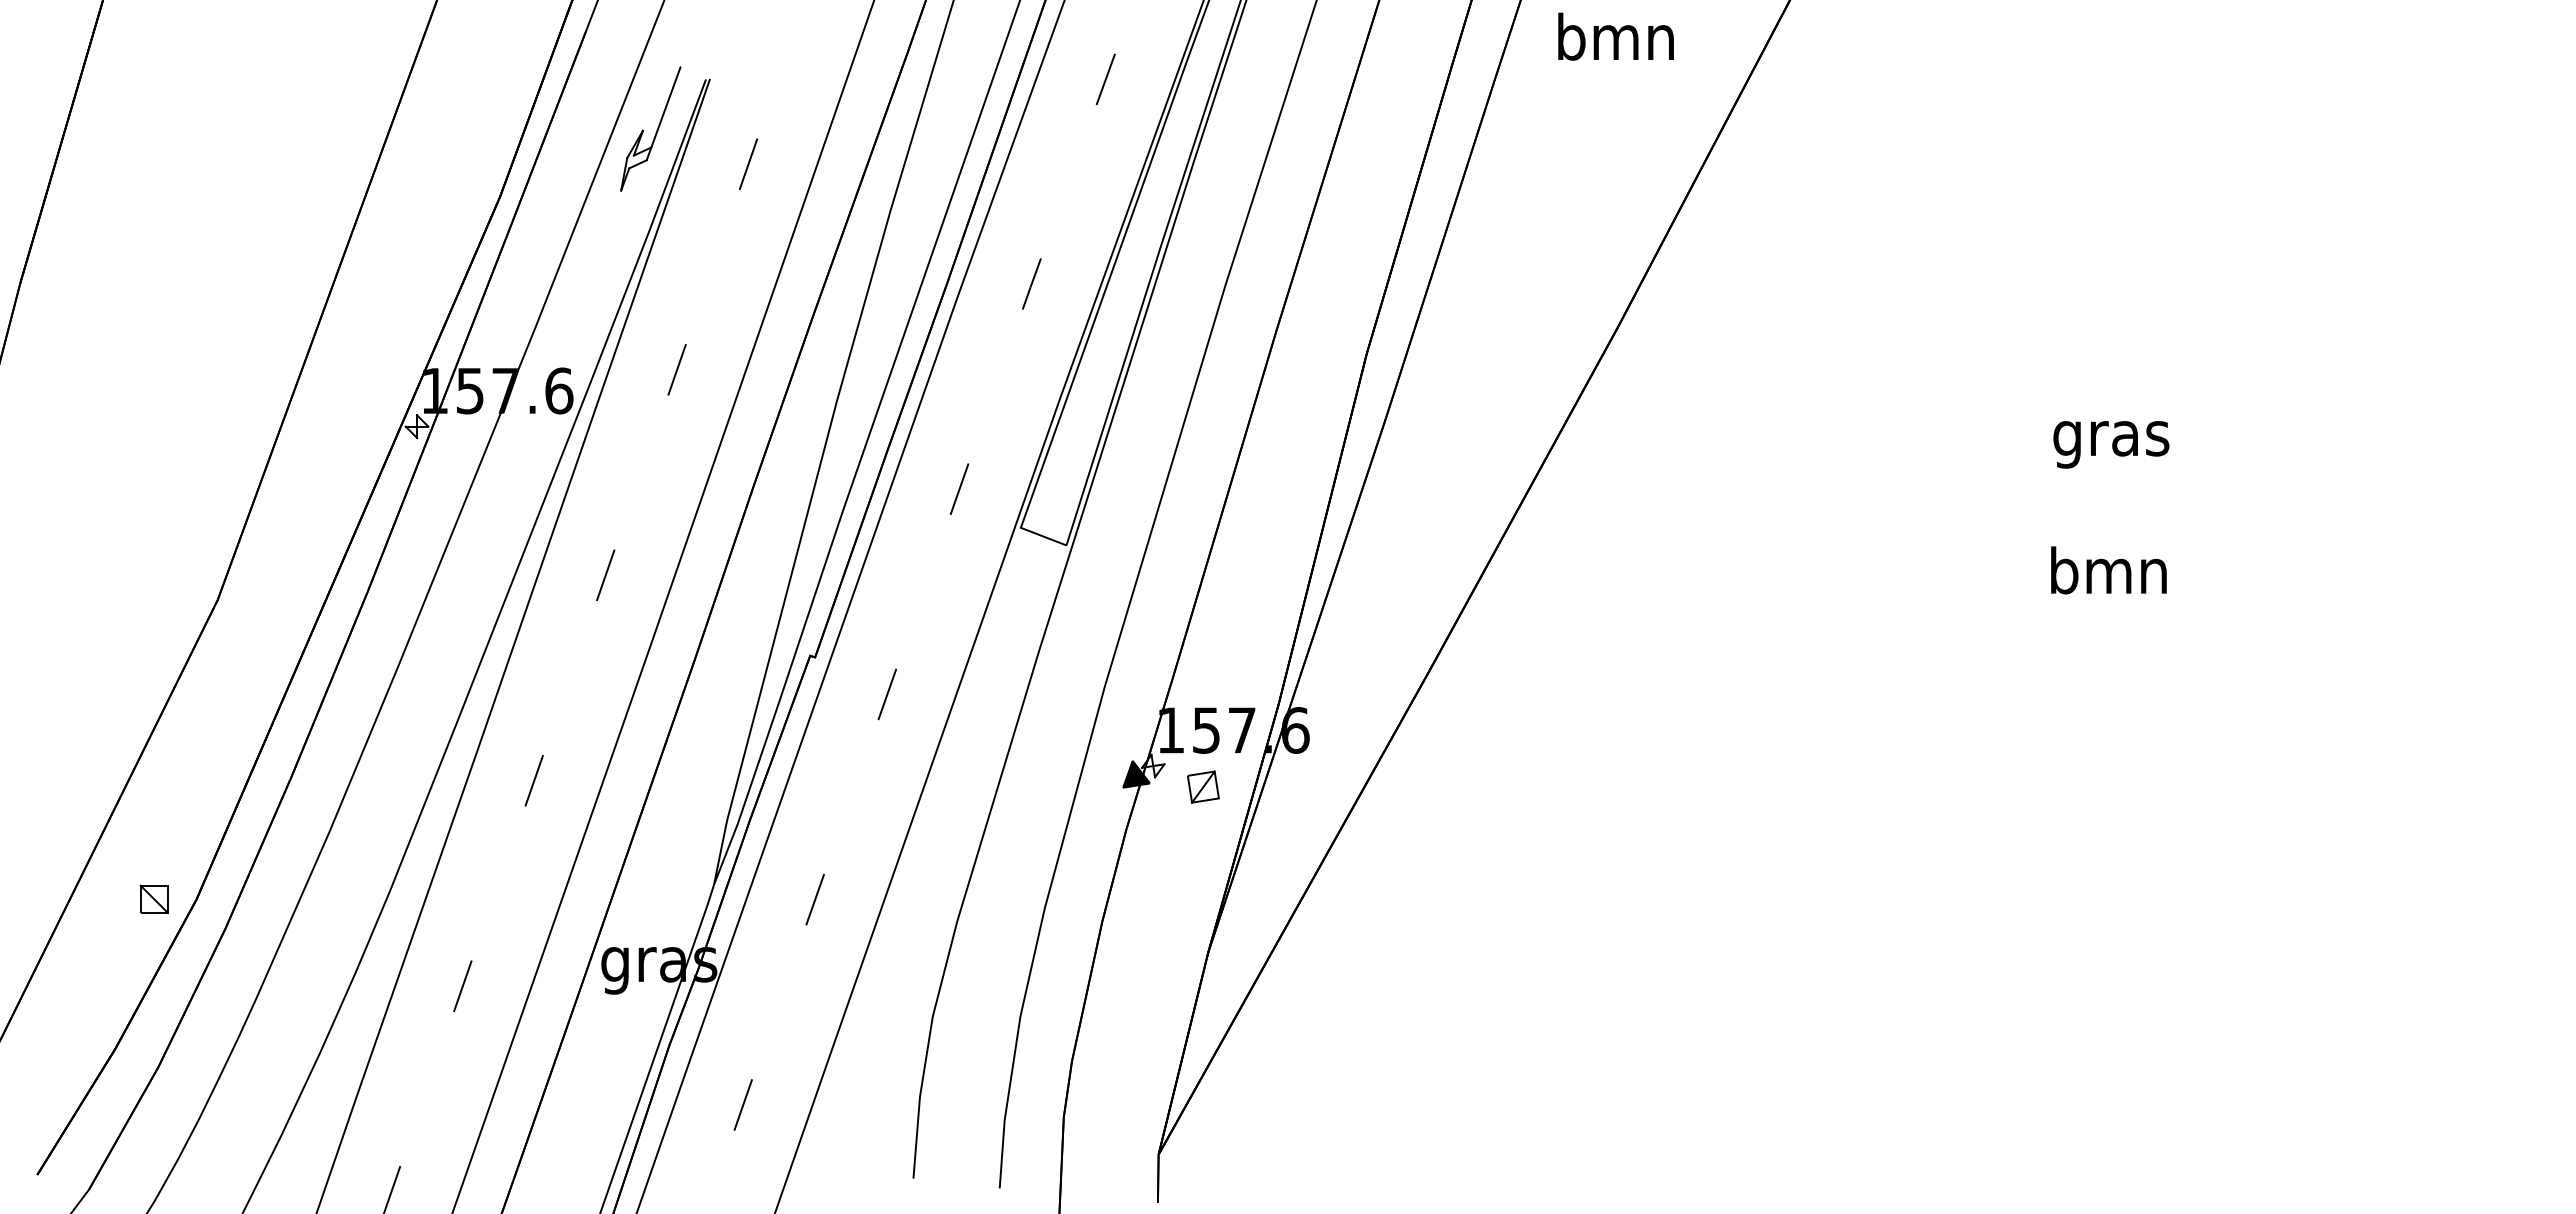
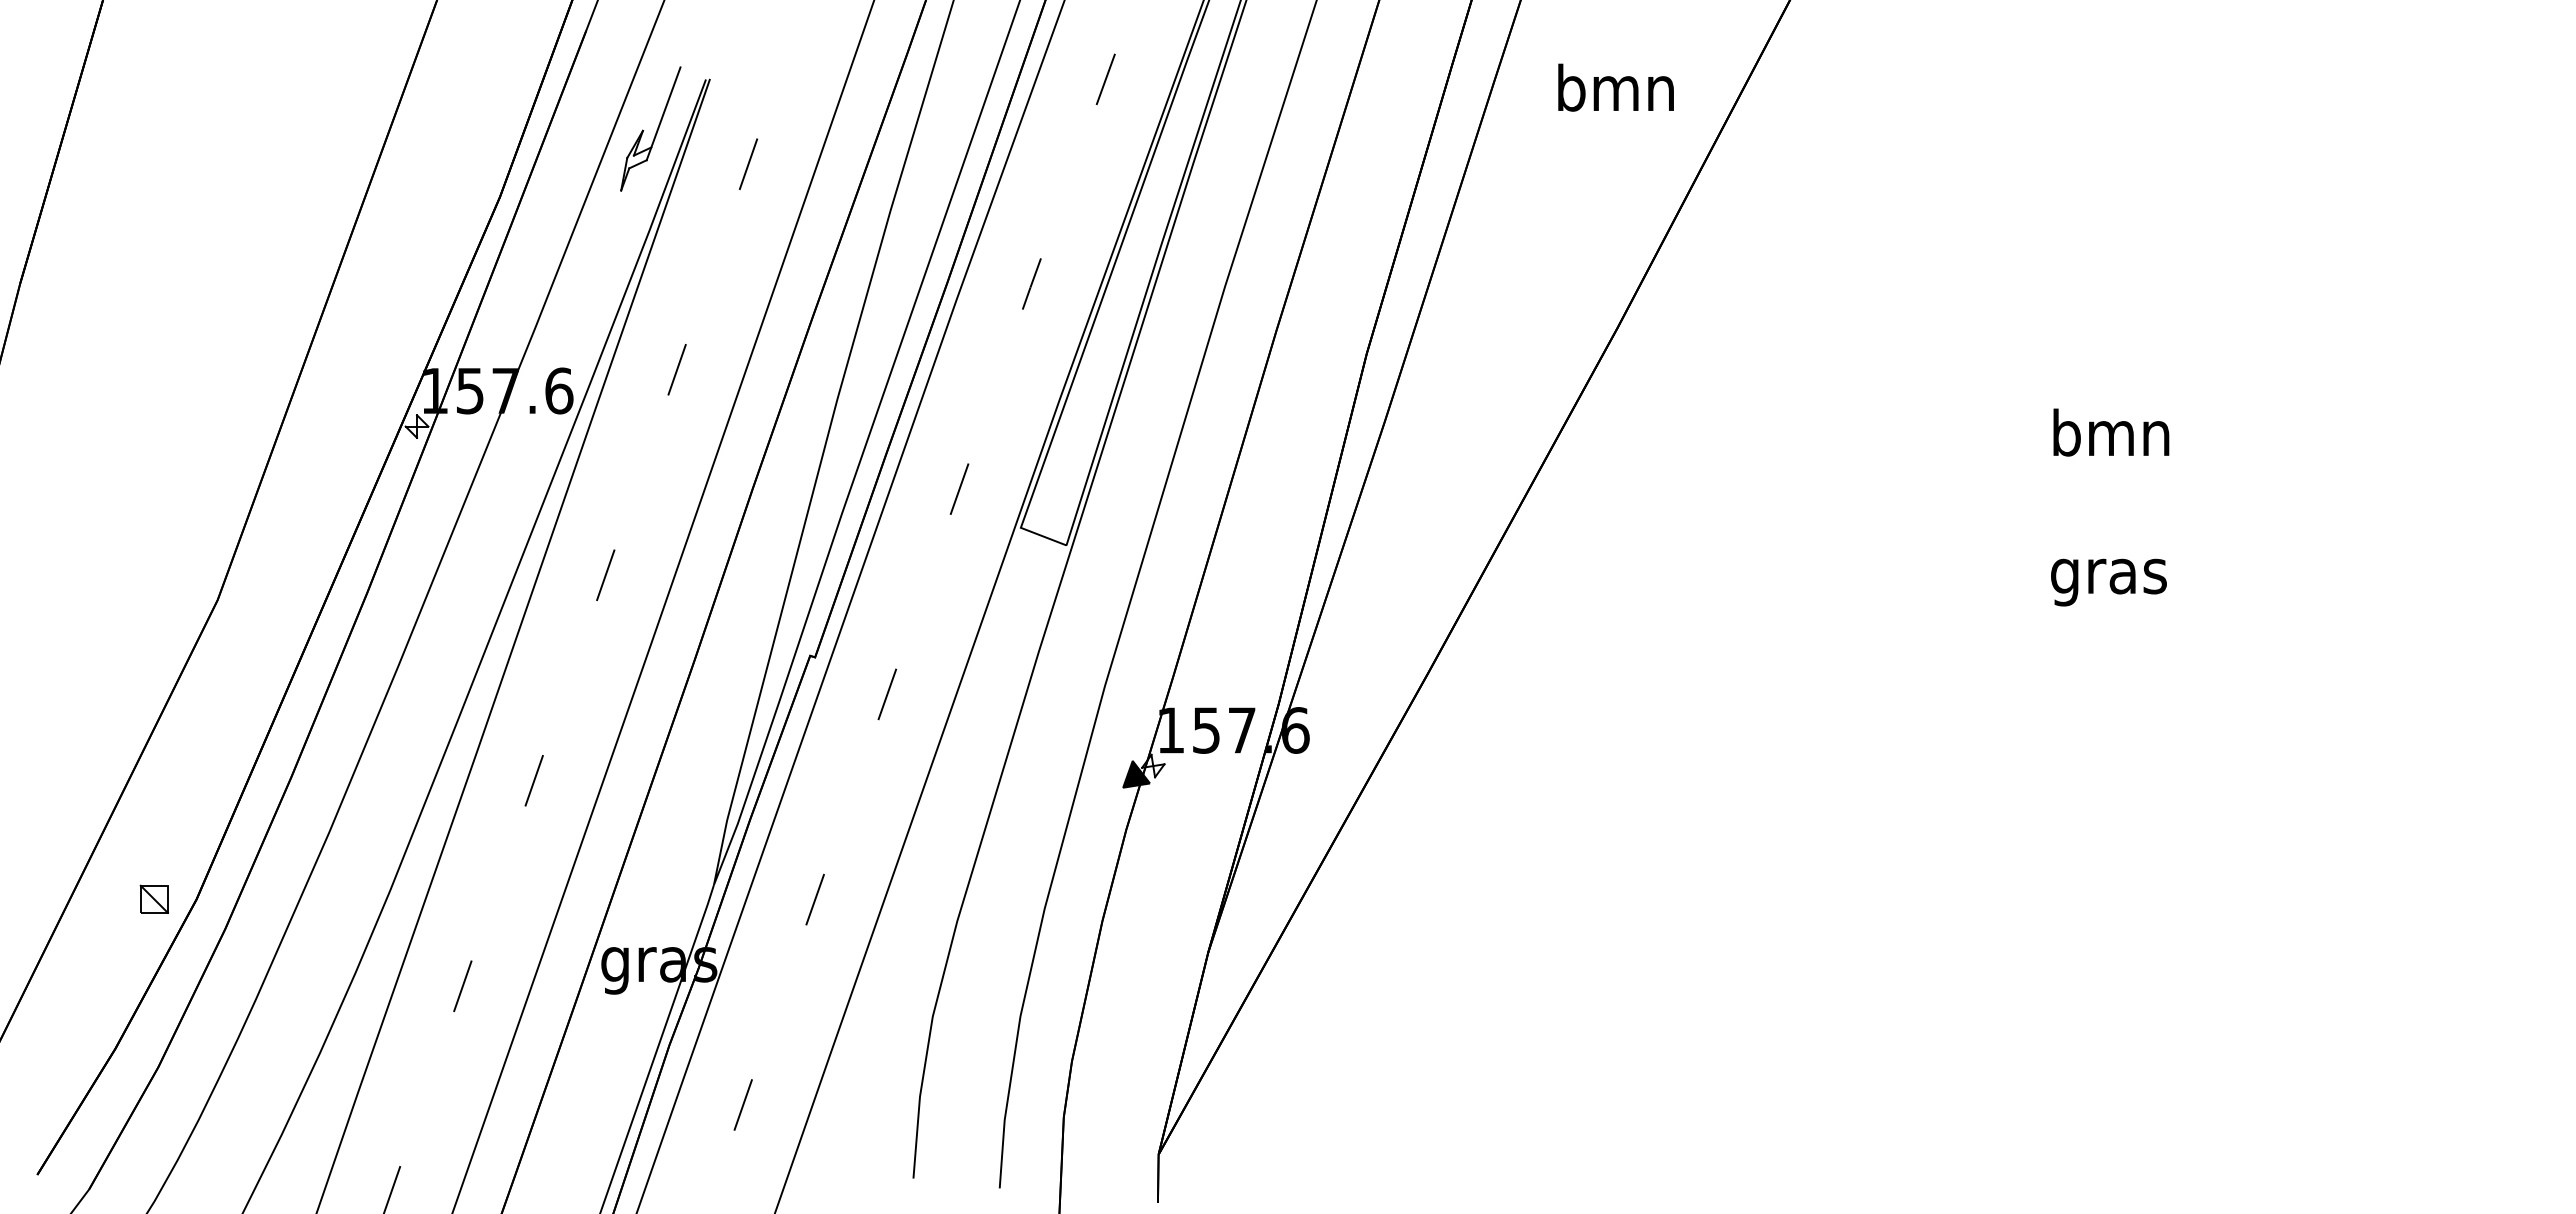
text position: (1615, 36) -> (1615, 87) (1615, 87)
text: gras -> bmn (2111, 438)
text: bmn -> gras (2108, 576)
part: present -> none (1203, 786)
